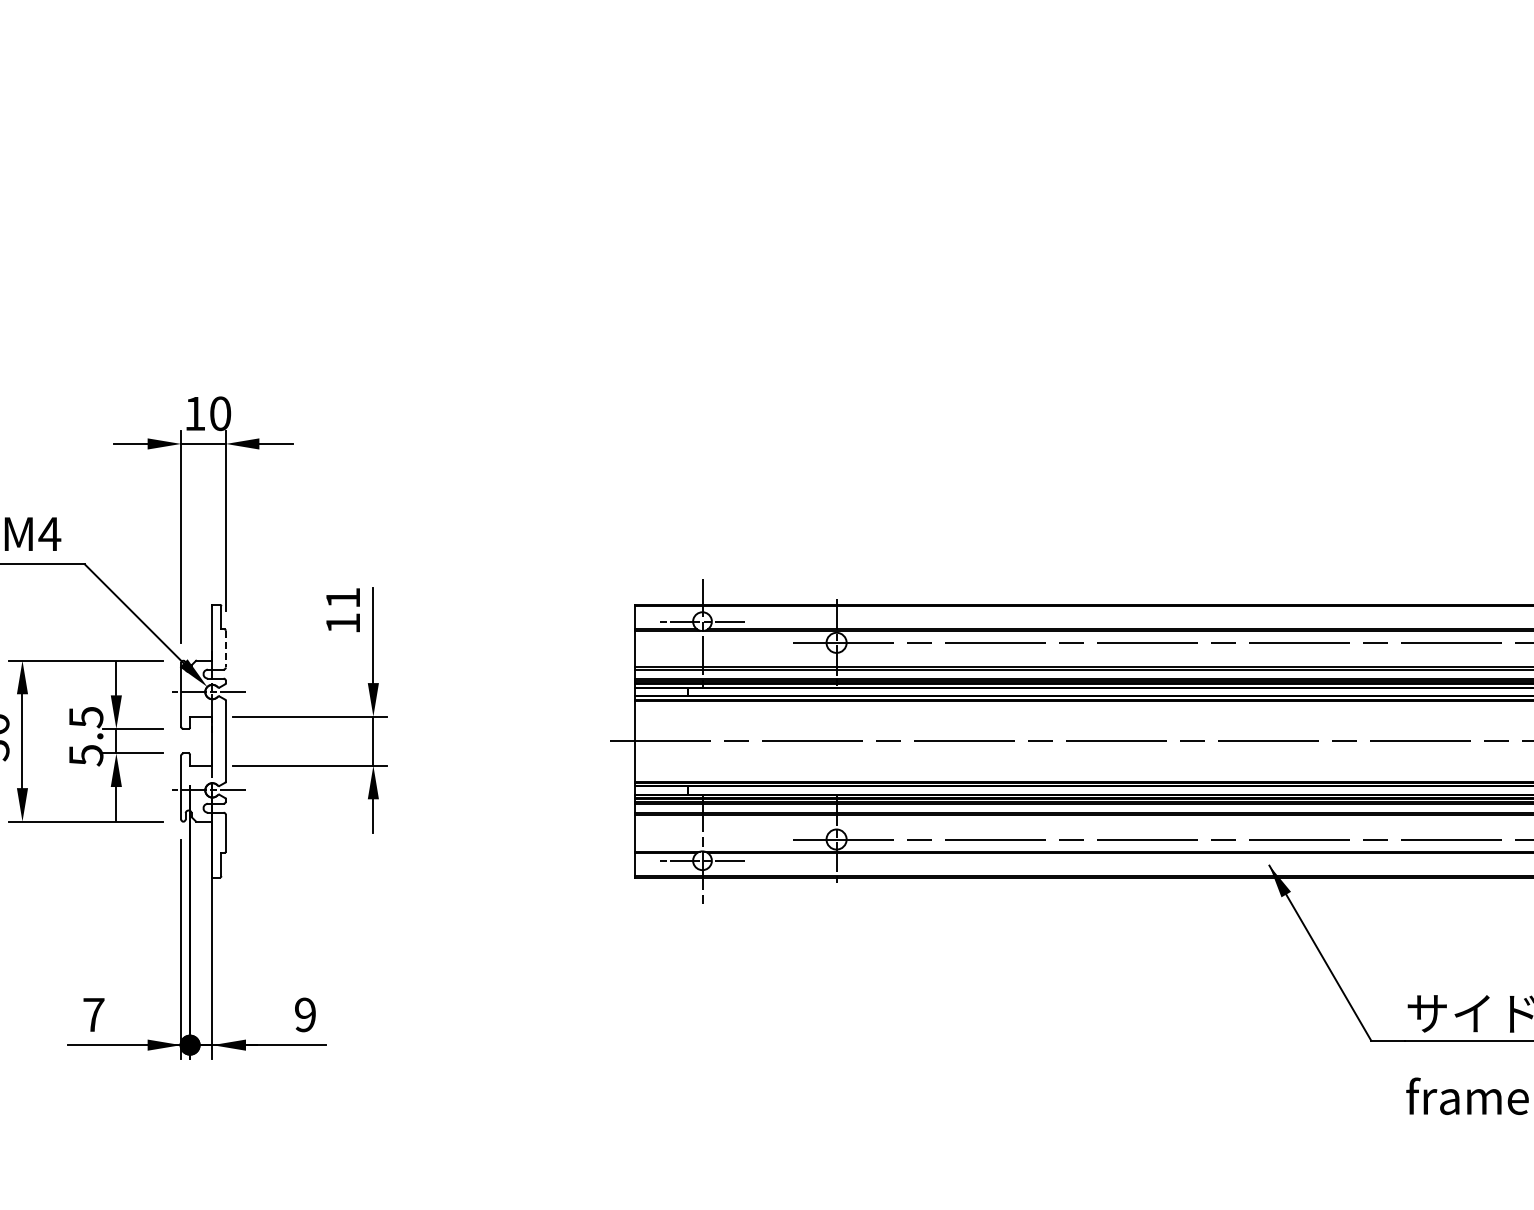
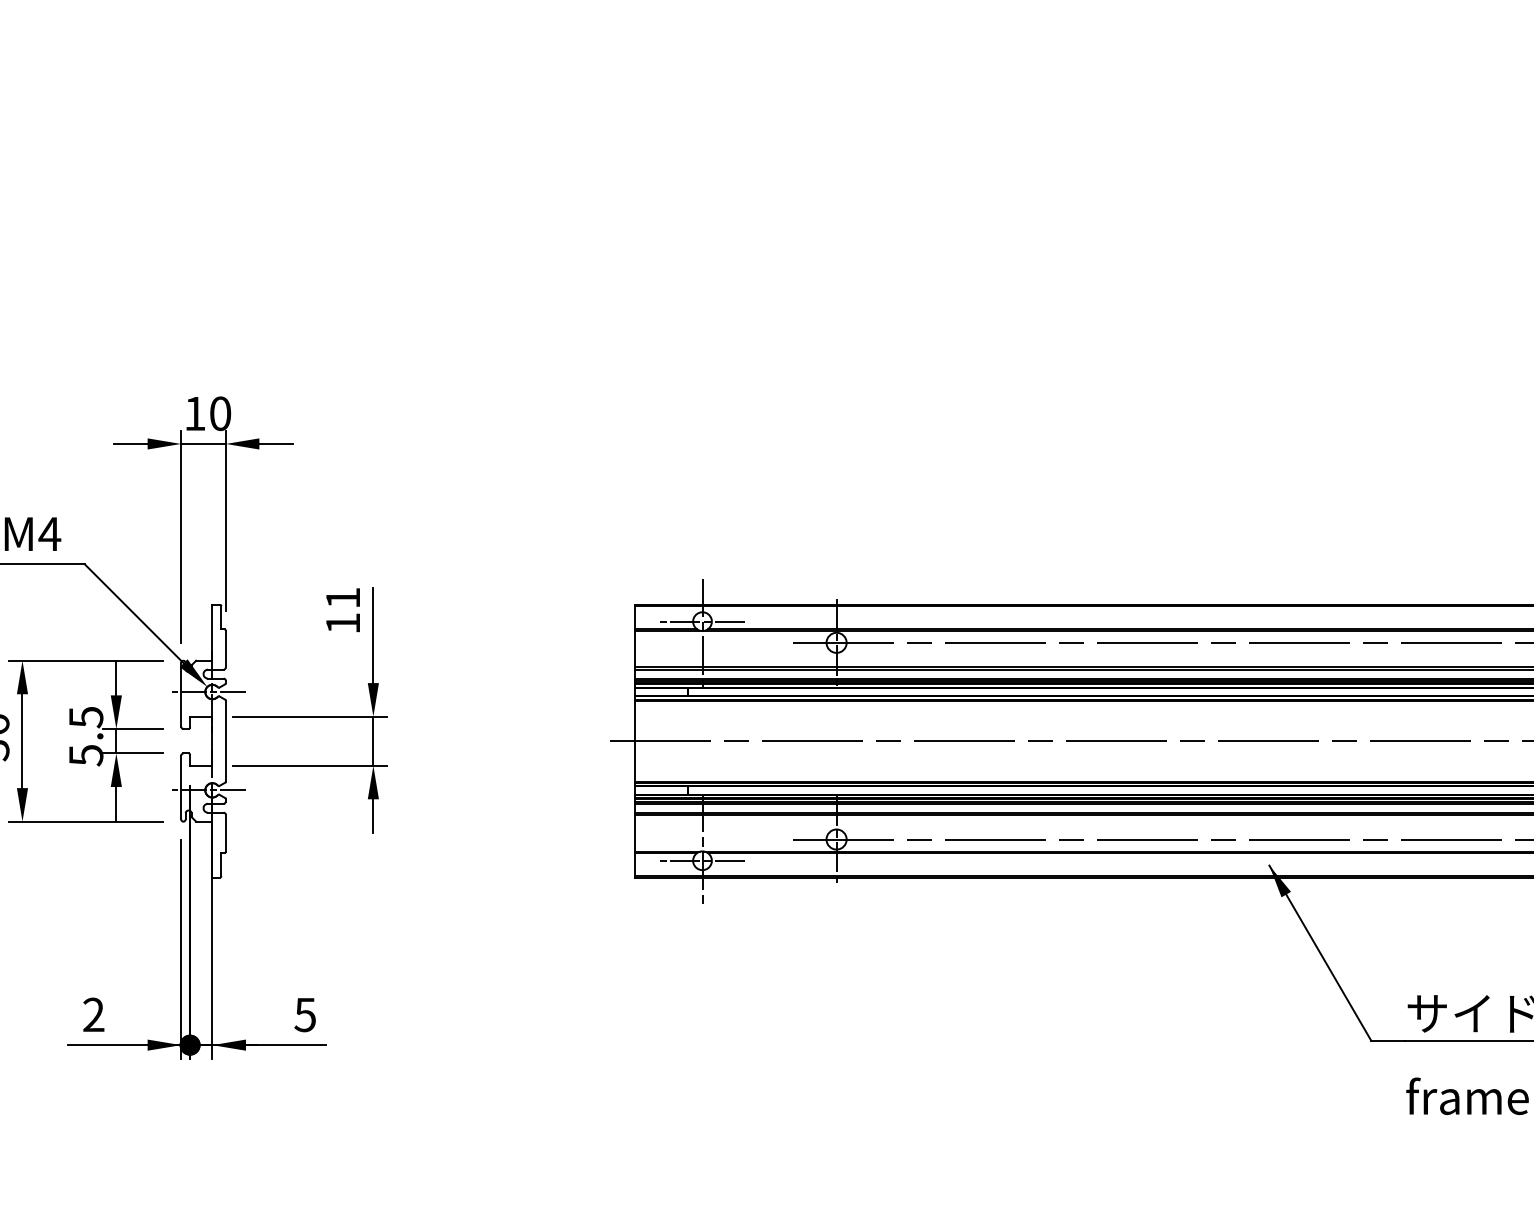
line: dashed -> solid (225, 649)
text: 7 -> 2 (93, 1014)
text: 9 -> 5 (304, 1014)
